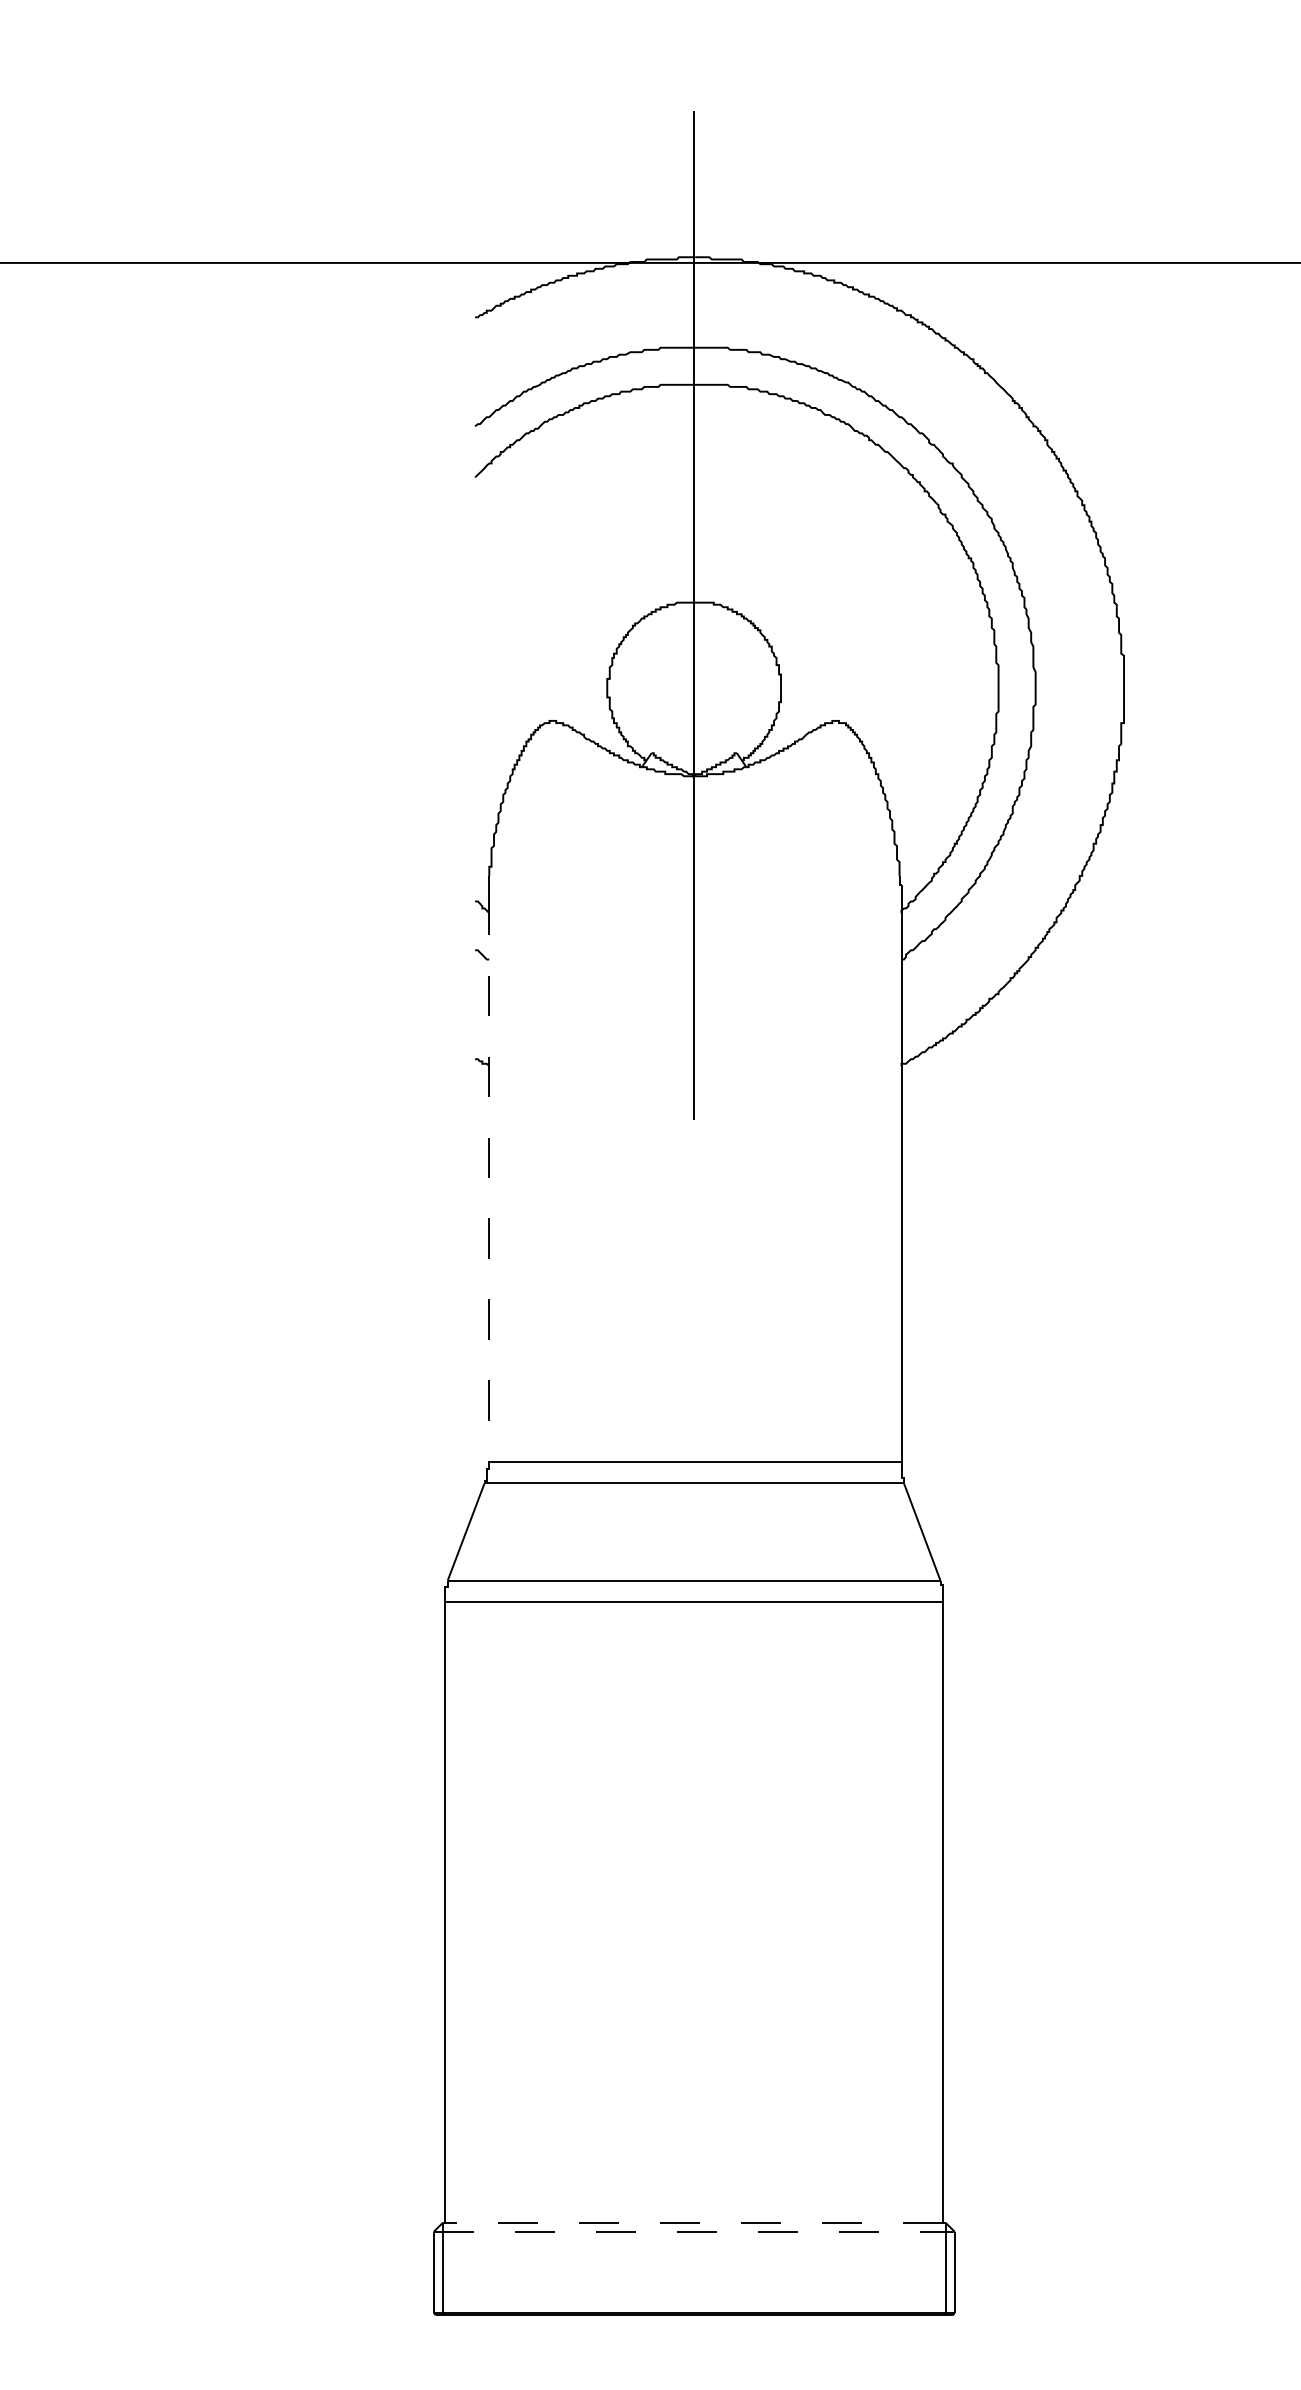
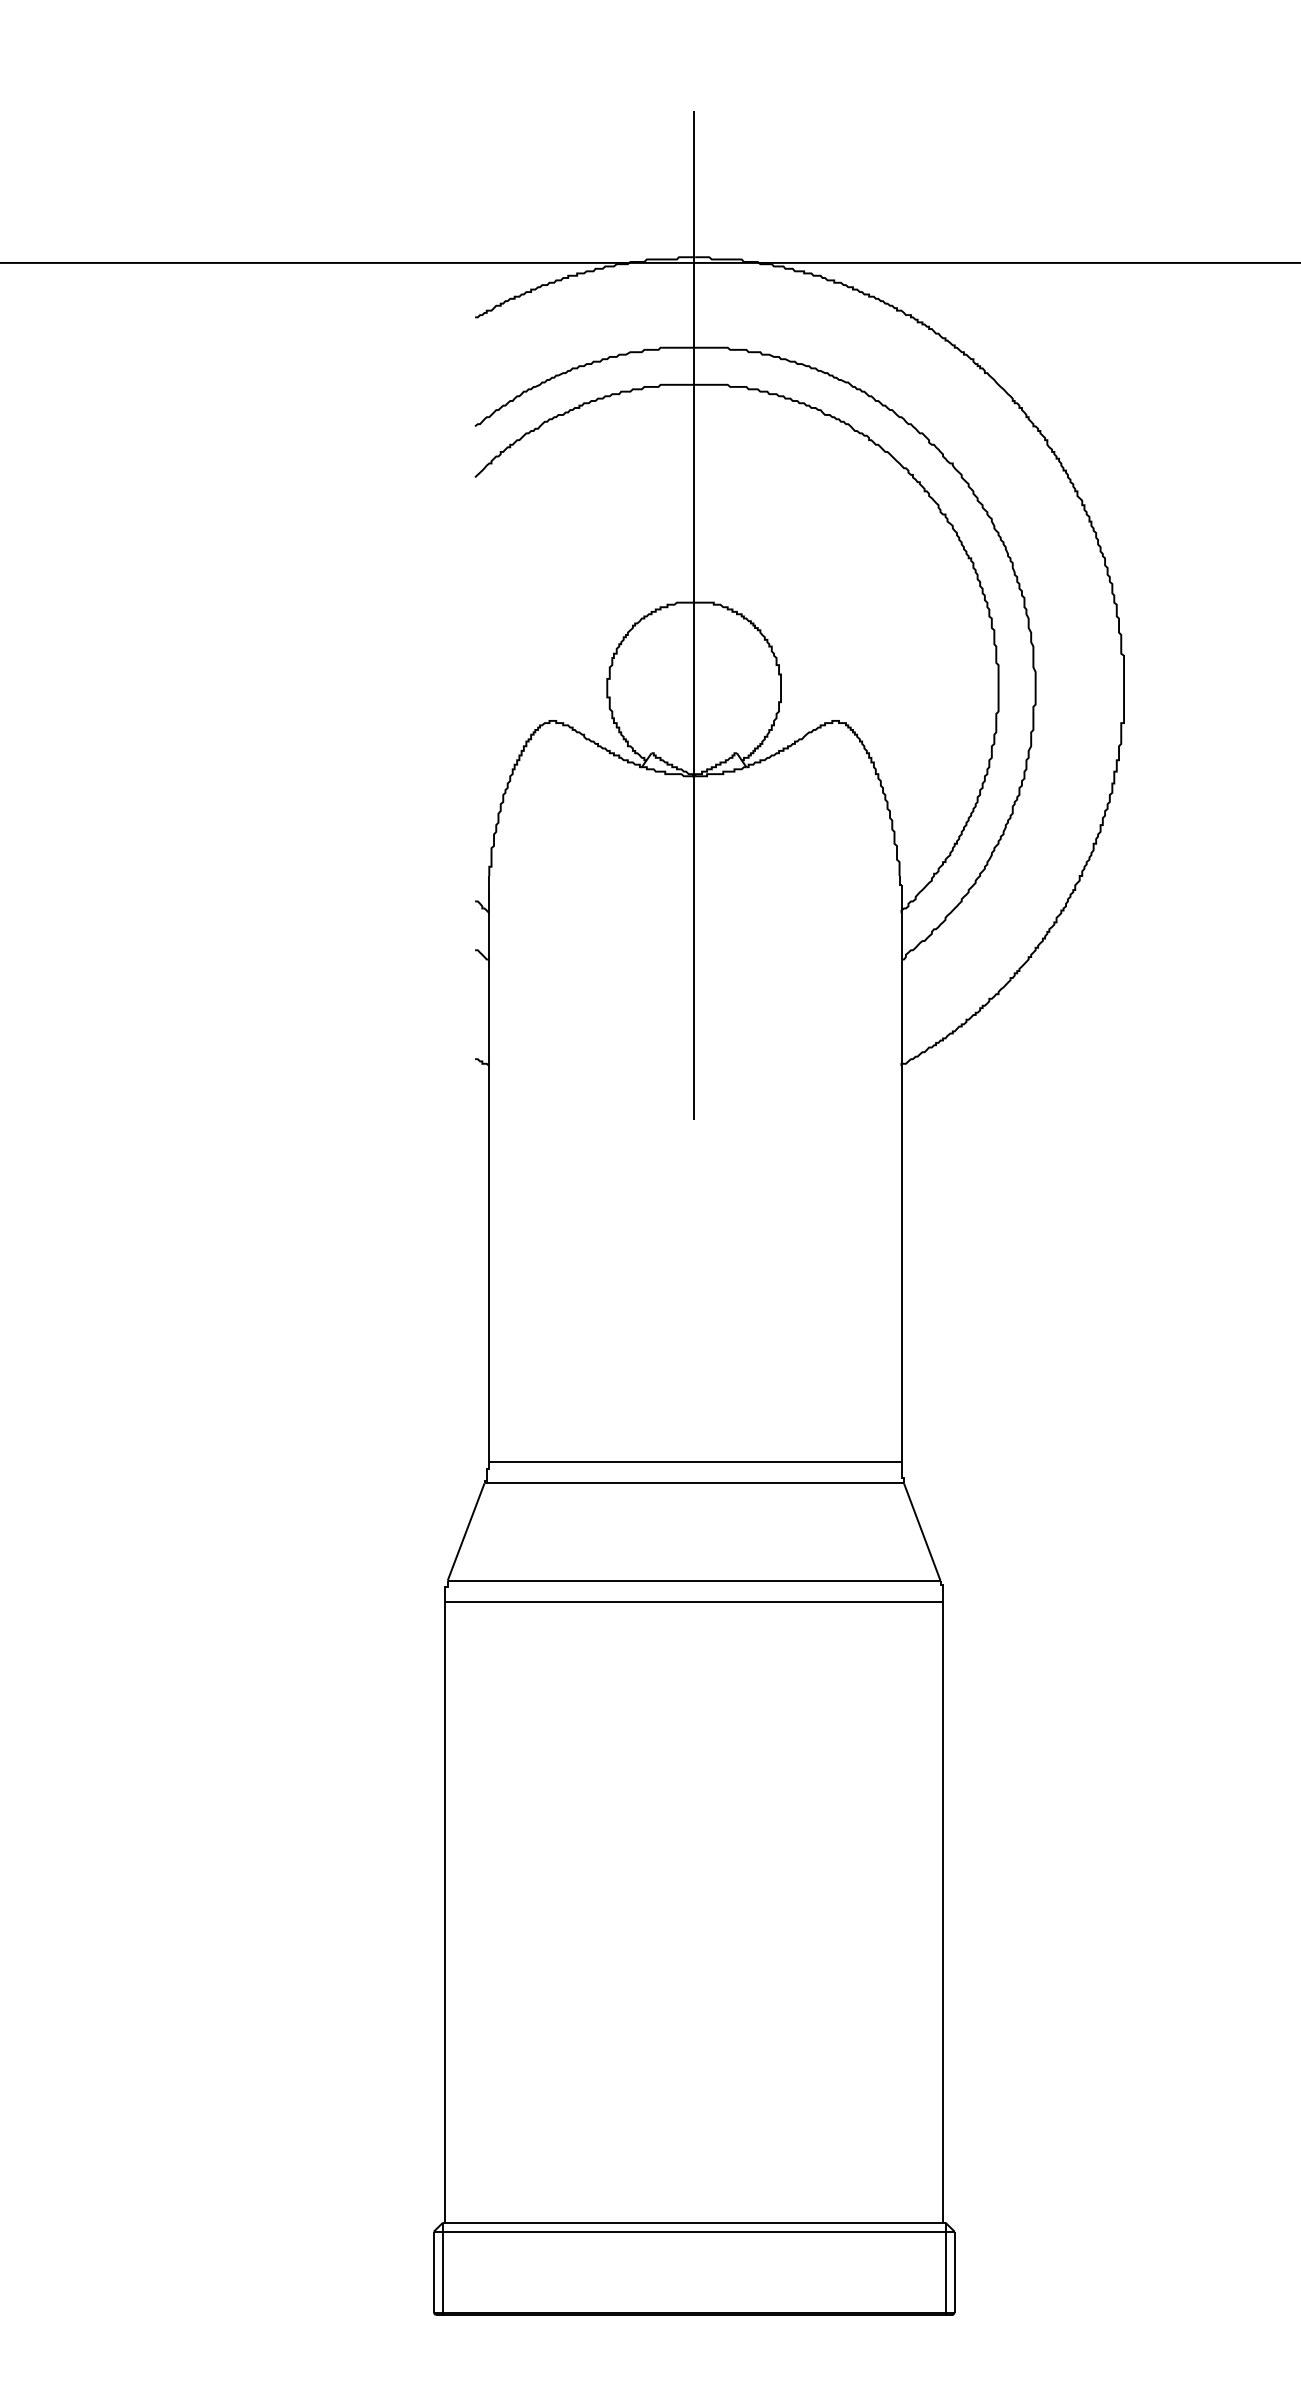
line: dashed -> solid (489, 1178)
line: dashed -> solid (694, 2222)
line: dashed -> solid (694, 2231)
